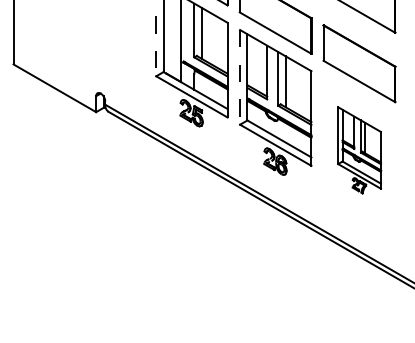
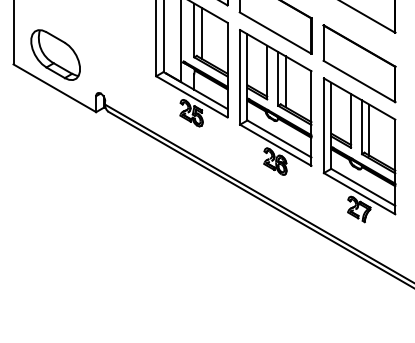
line: dashed -> solid (156, 38)
part: none -> present (55, 54)
line: dashed -> solid (240, 77)
part size: 46x89 px -> 75x147 px (359, 150)
